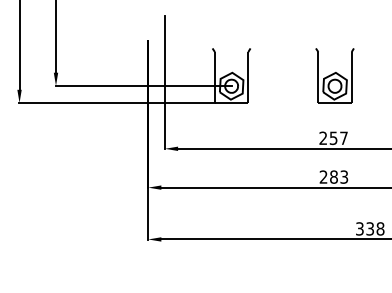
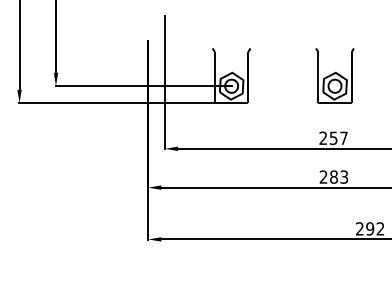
text: 338 -> 292 (370, 228)
